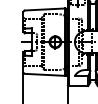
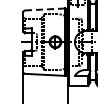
line: solid -> dashed (45, 9)
